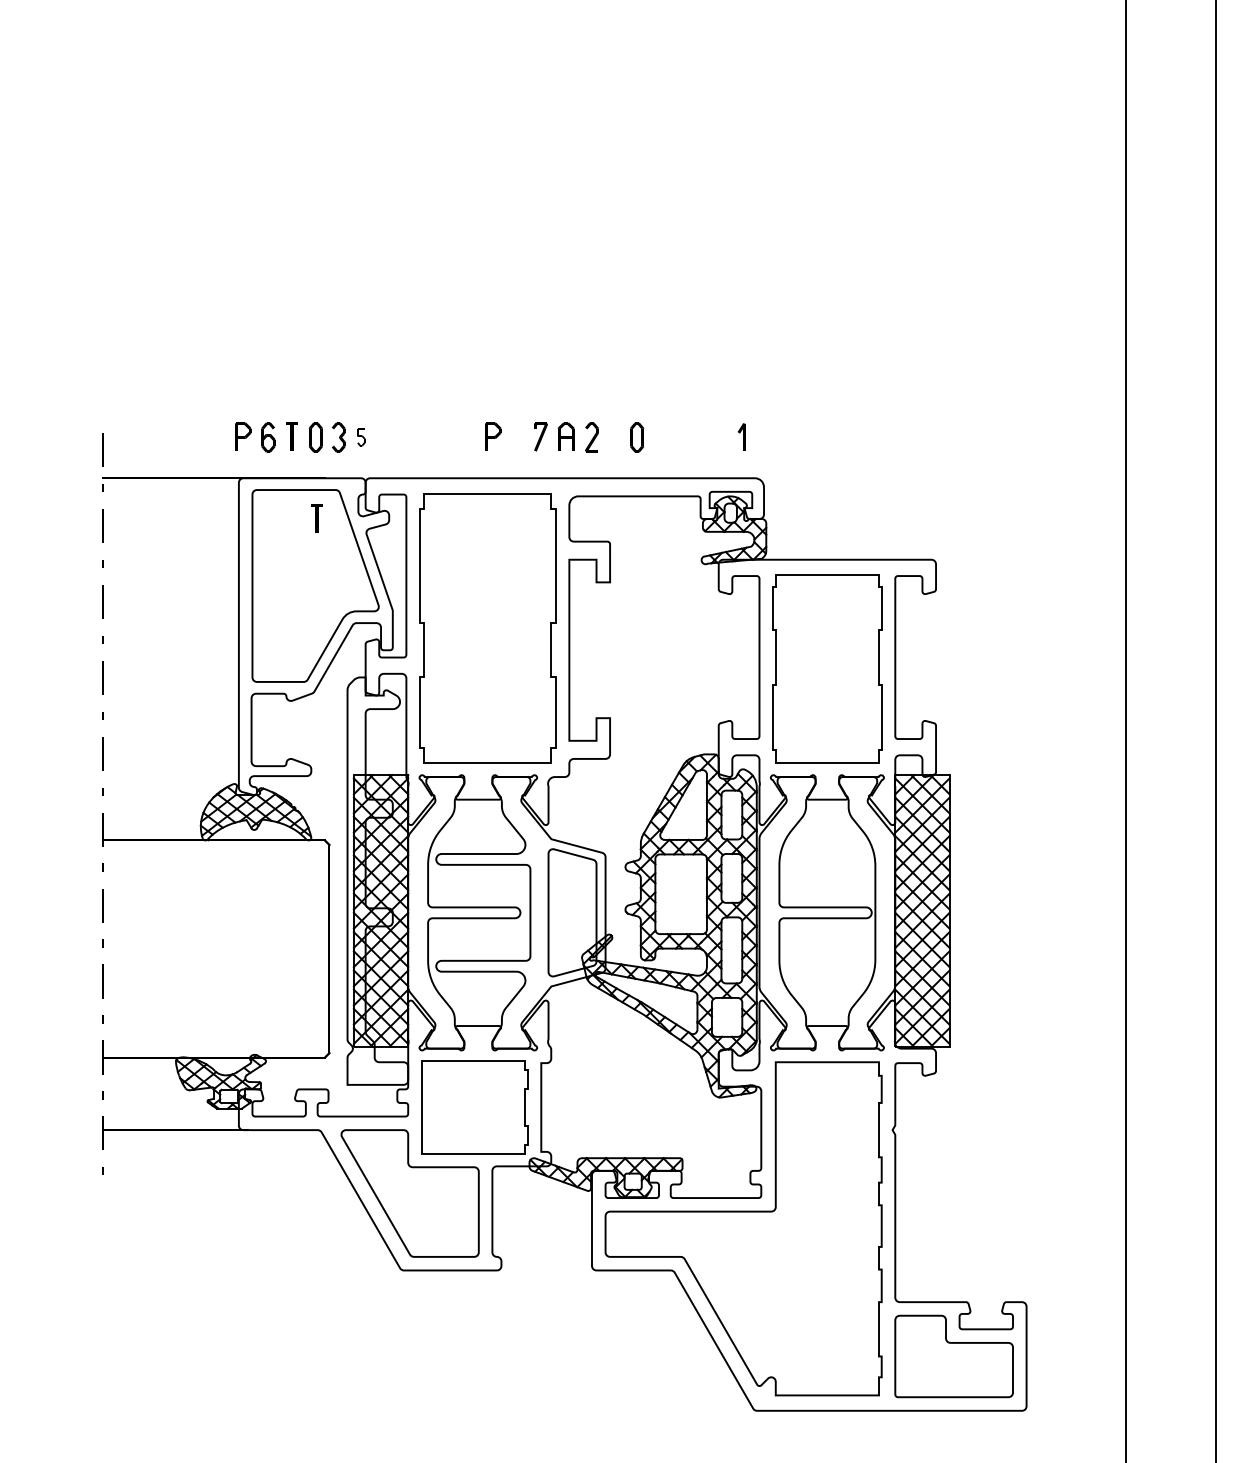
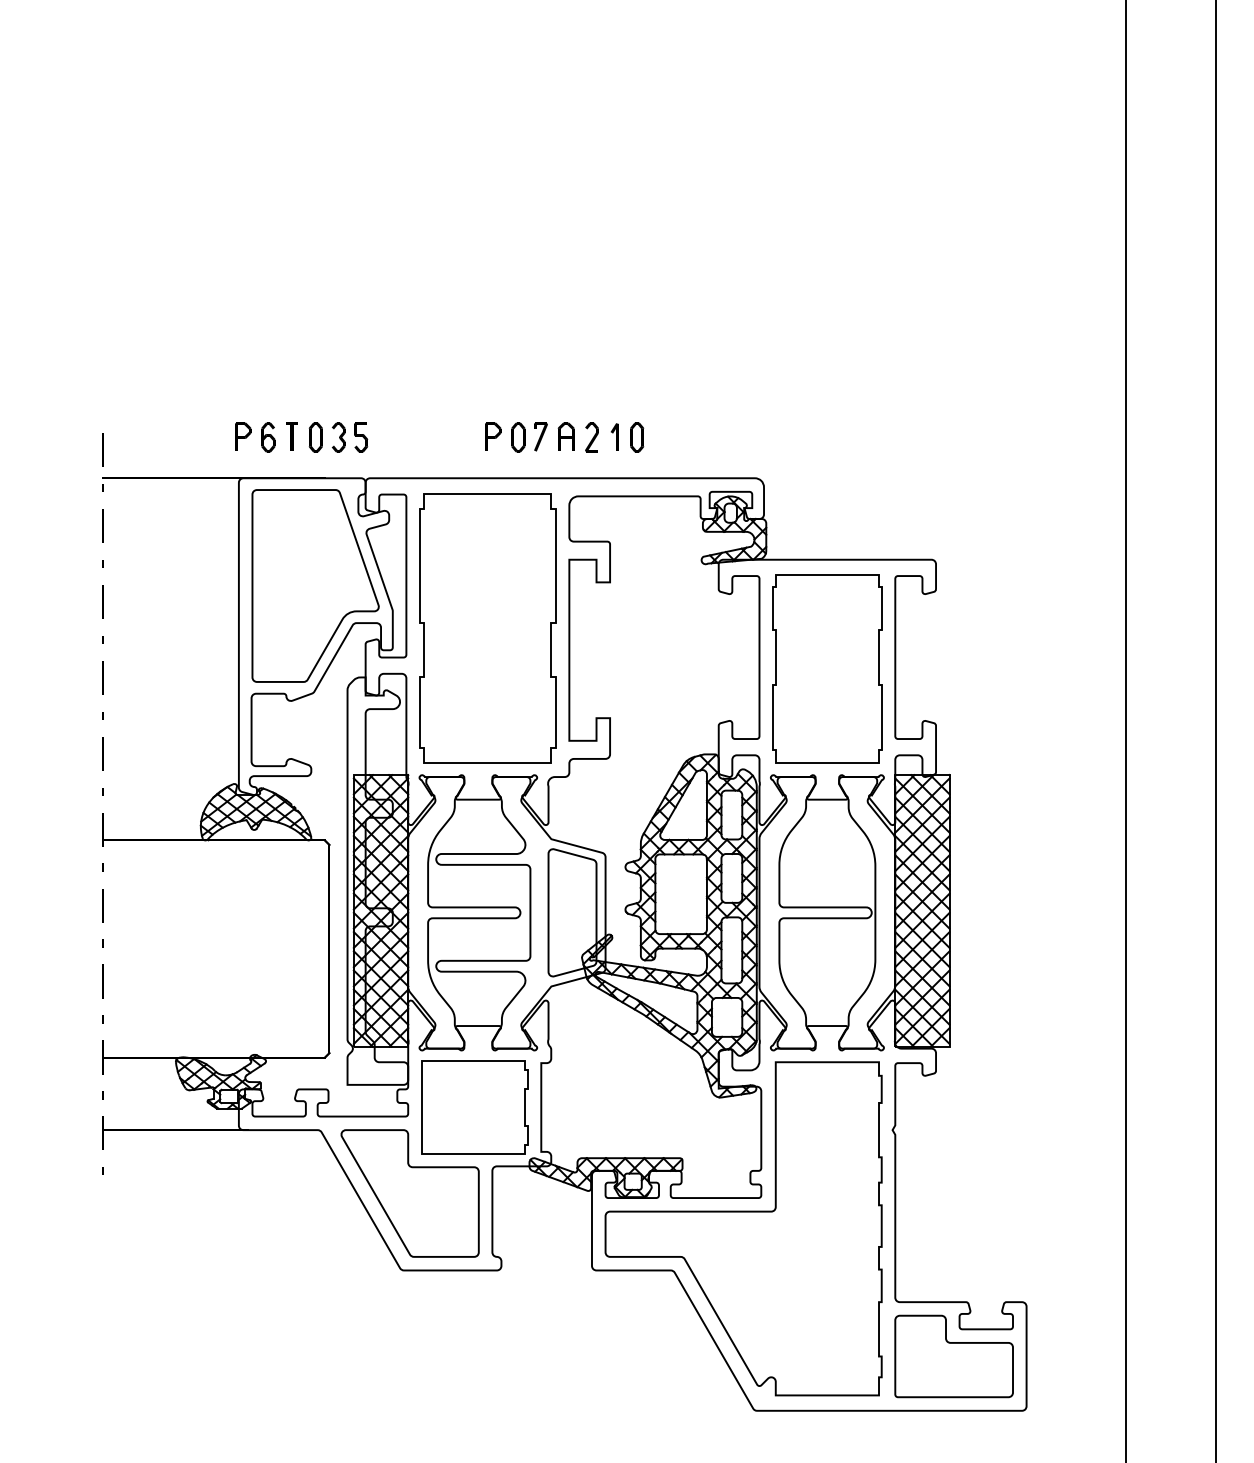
part position: (741, 436) -> (614, 436) (614, 436)
part size: 9x19 px -> 15x31 px (361, 437)
part: none -> present (518, 437)
part: present -> none (316, 518)
